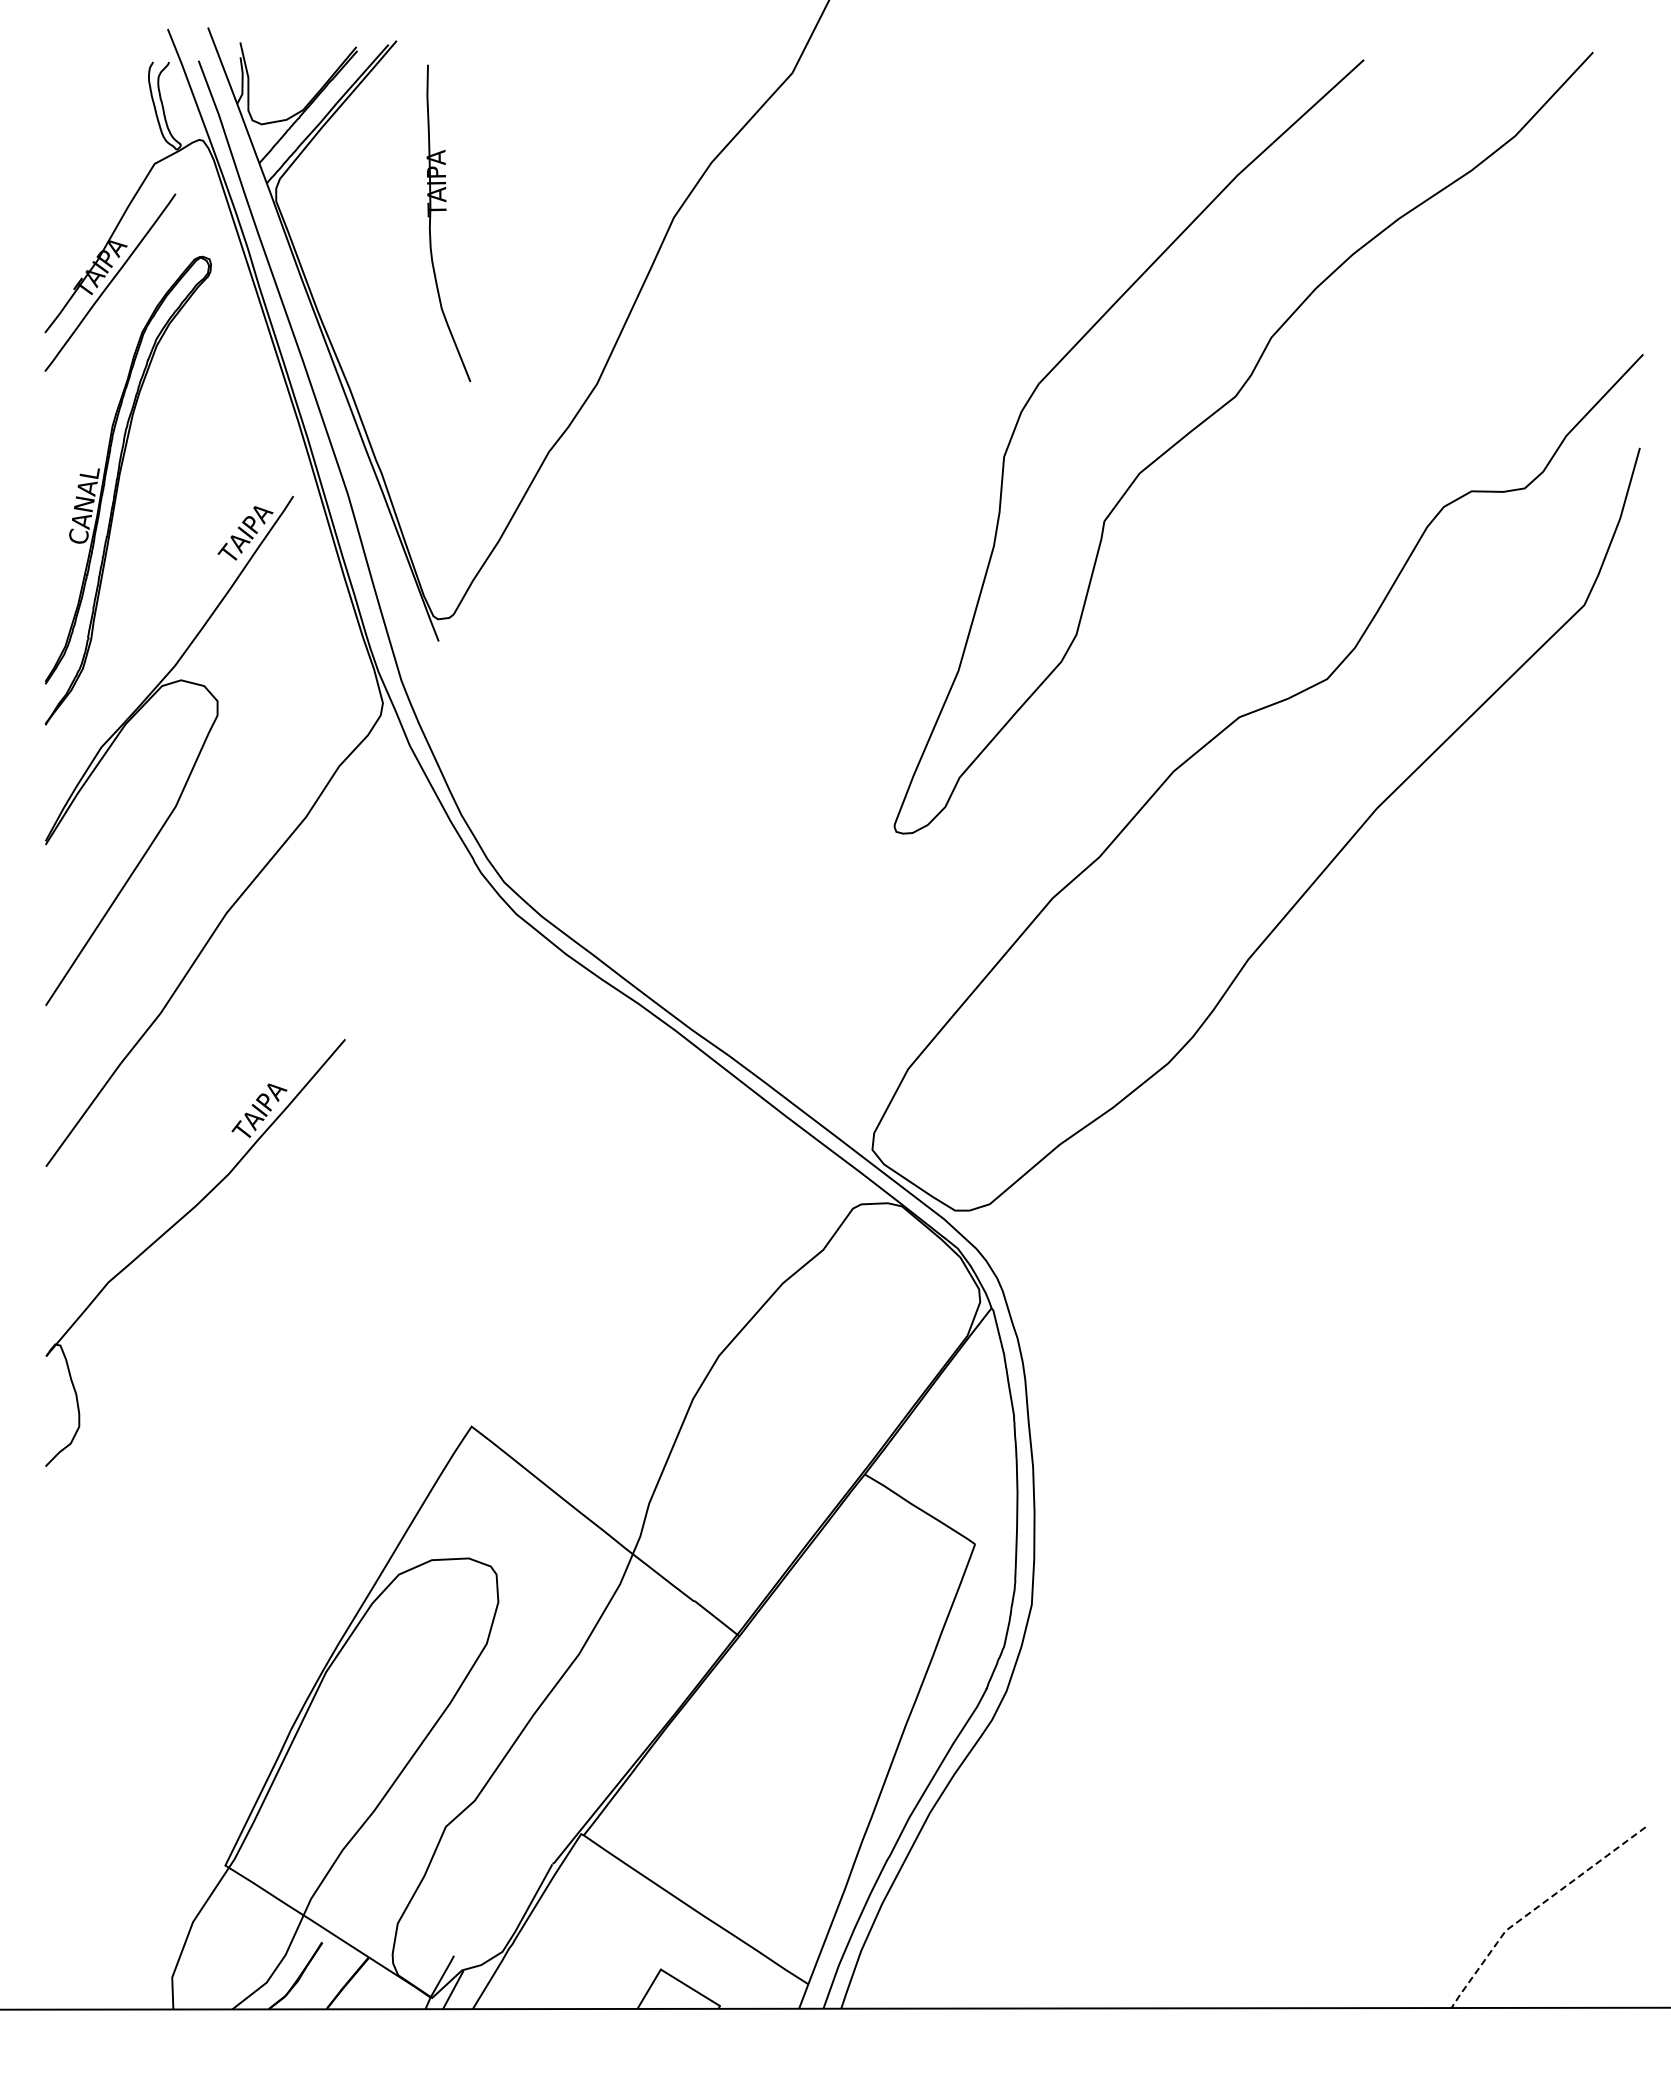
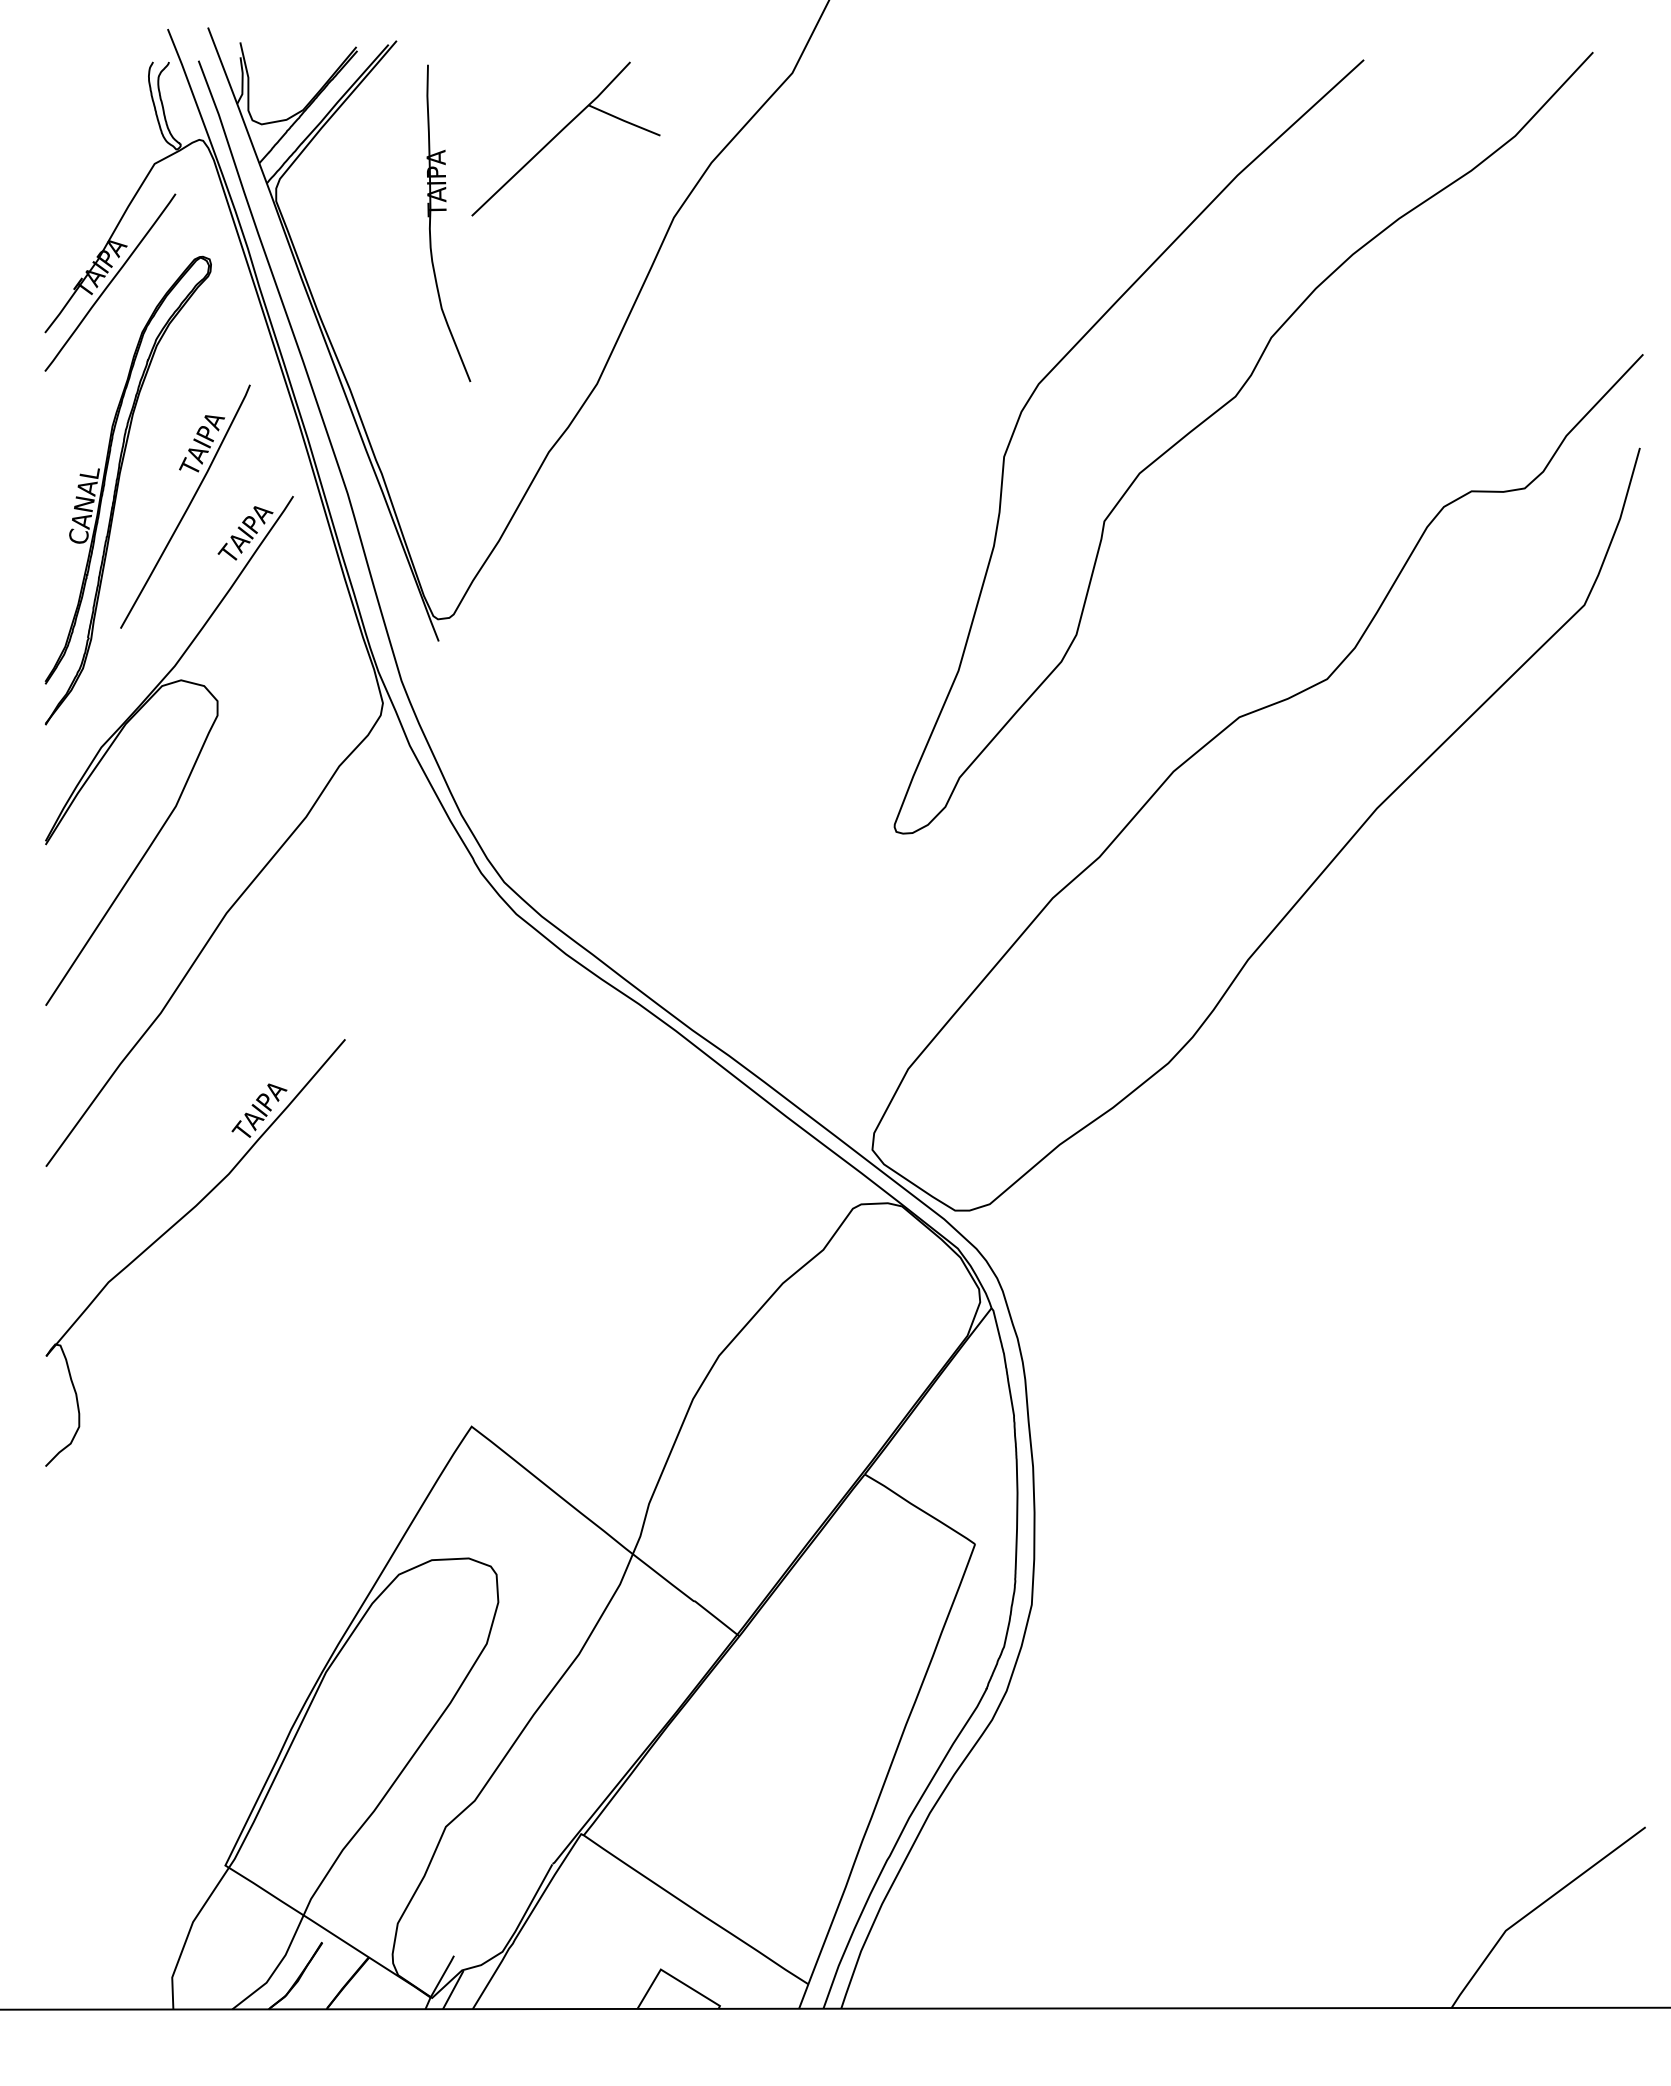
part: none -> present (560, 133)
part: none -> present (185, 506)
line: dashed -> solid (1536, 1908)
